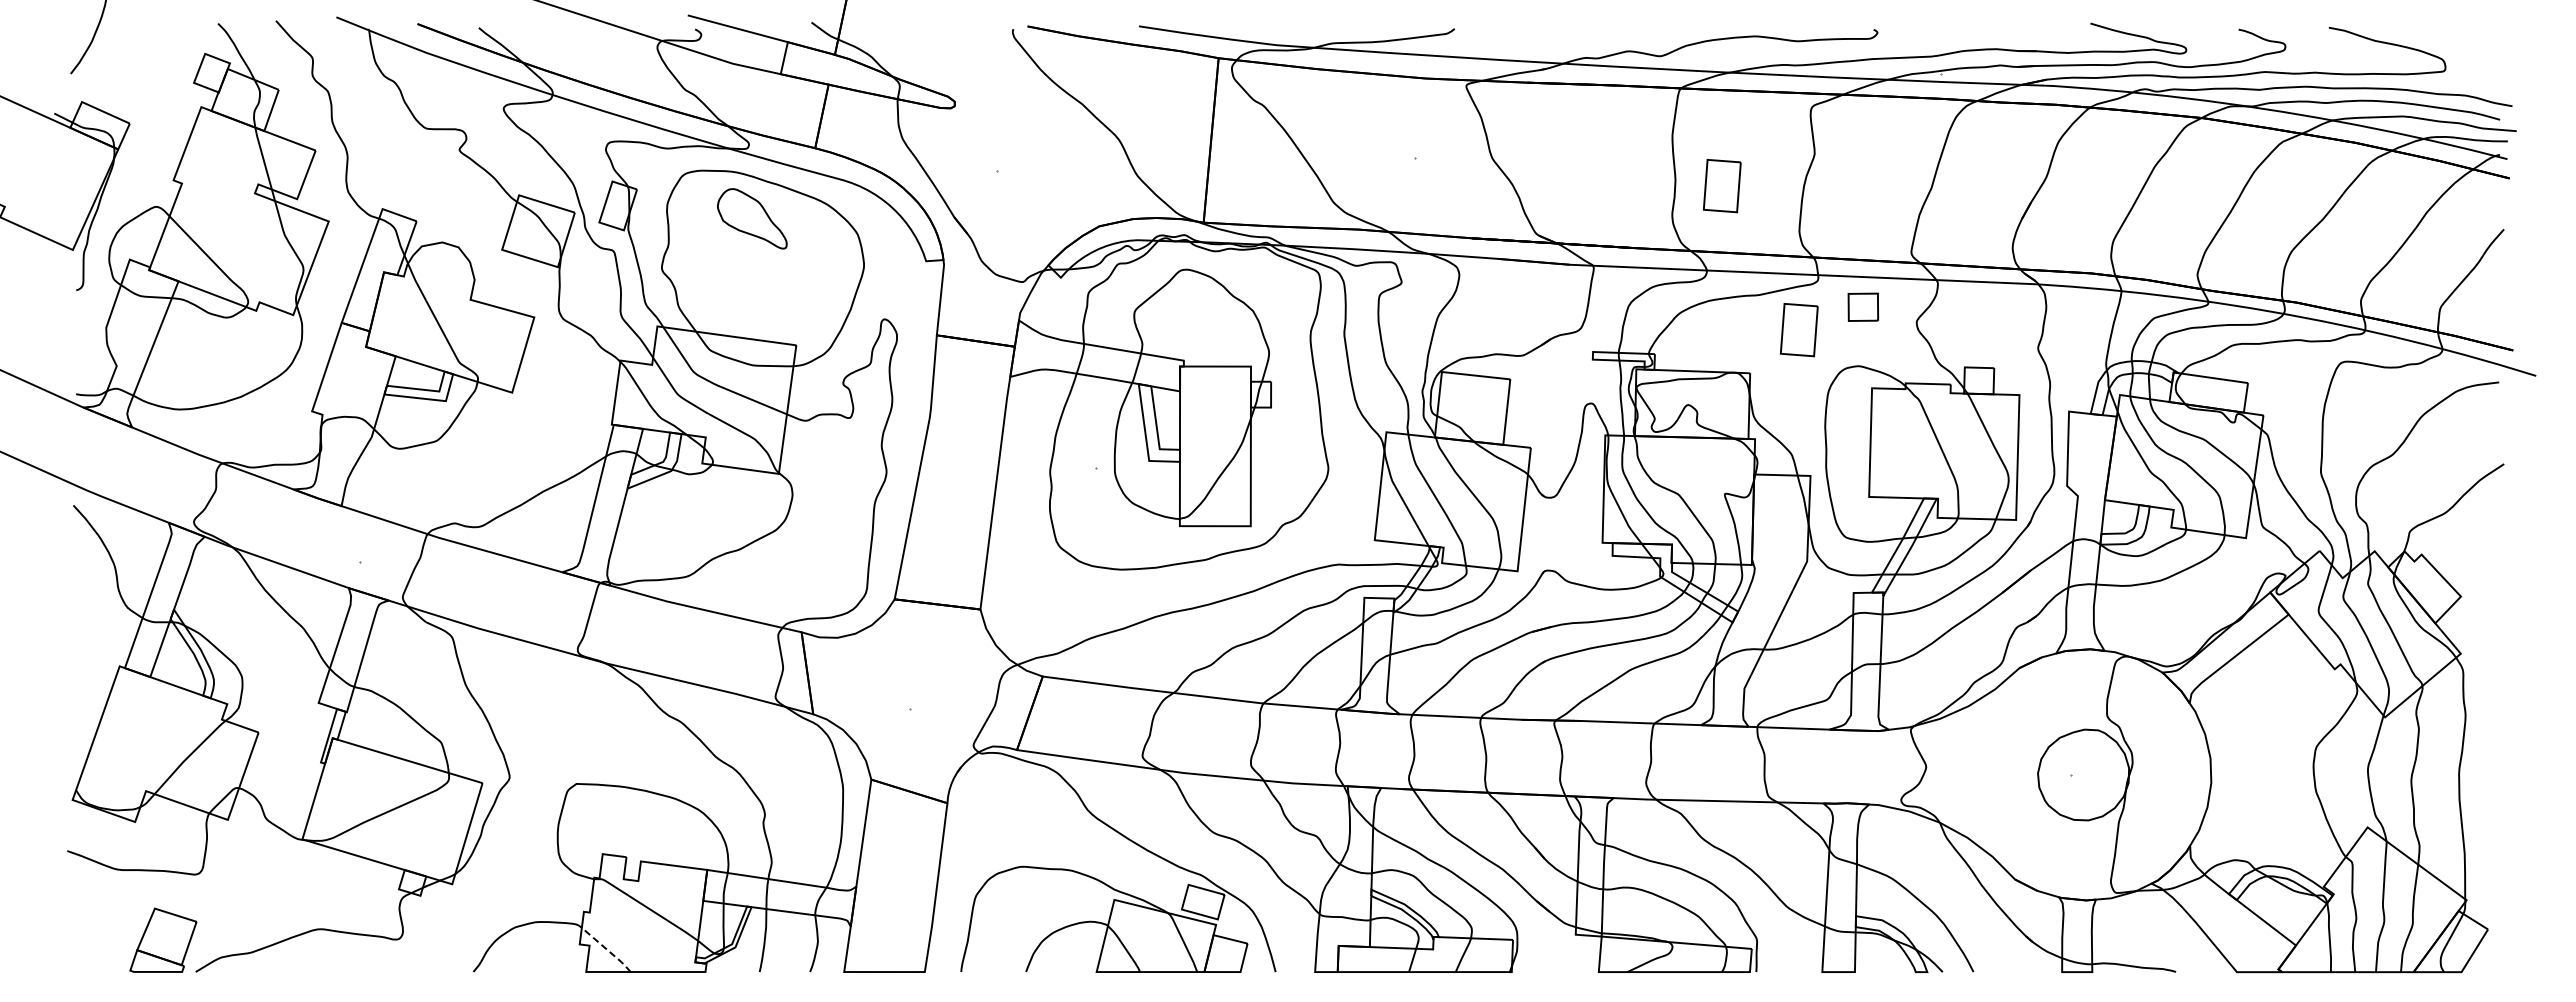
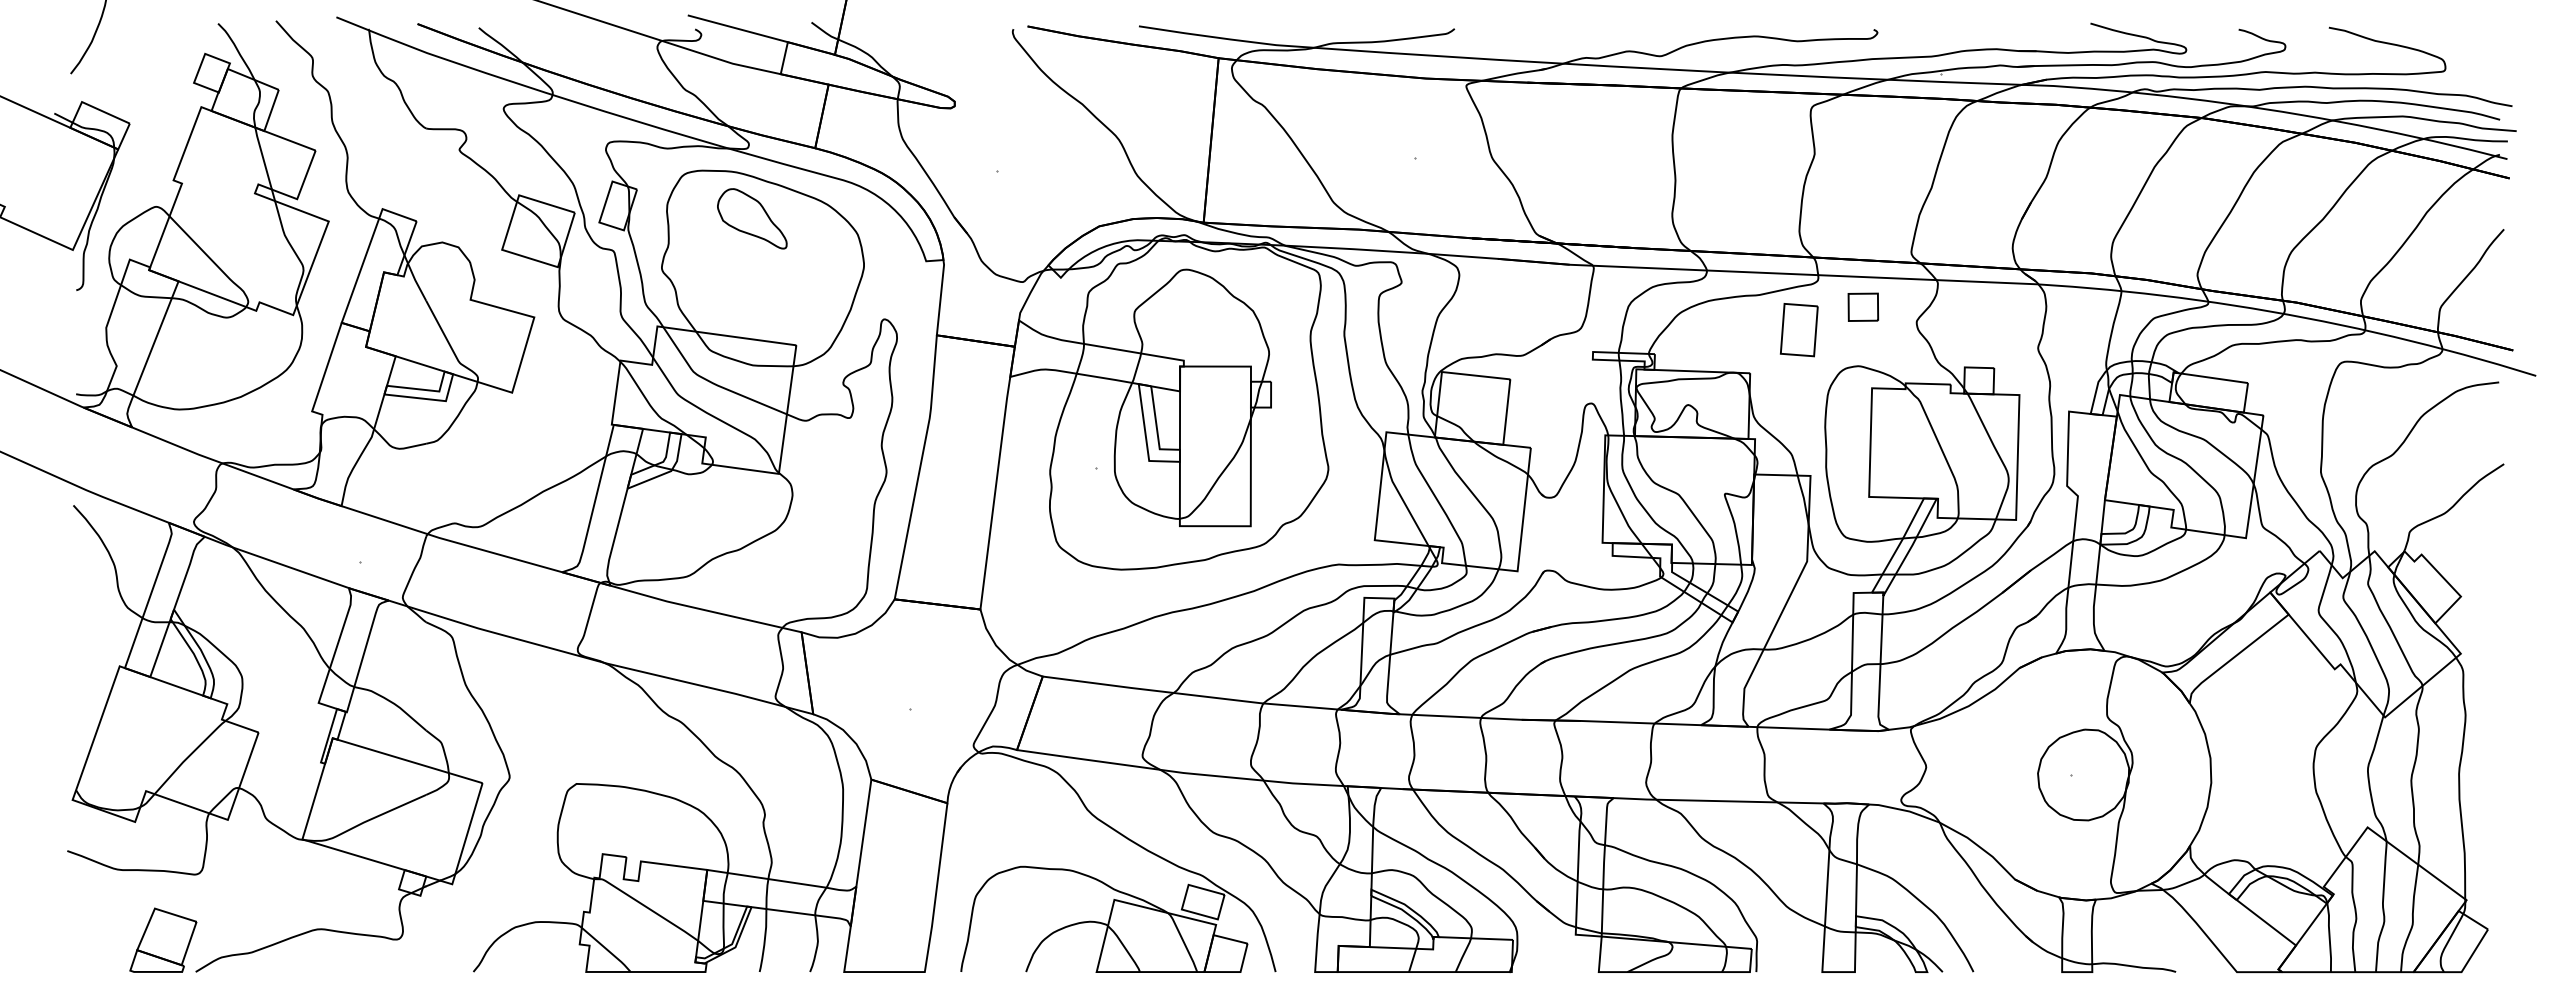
part: present -> none (1722, 186)
line: dashed -> solid (607, 950)
